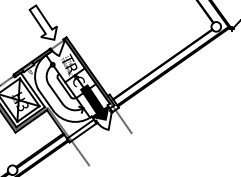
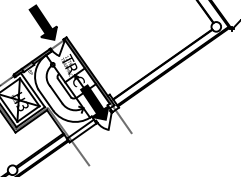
fill: none -> present (43, 22)
